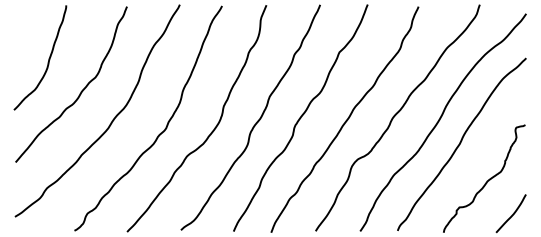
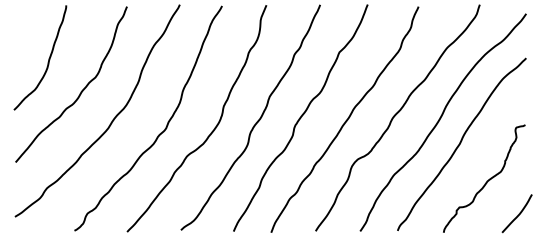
curve position: (512, 214) -> (518, 214) (518, 214)
